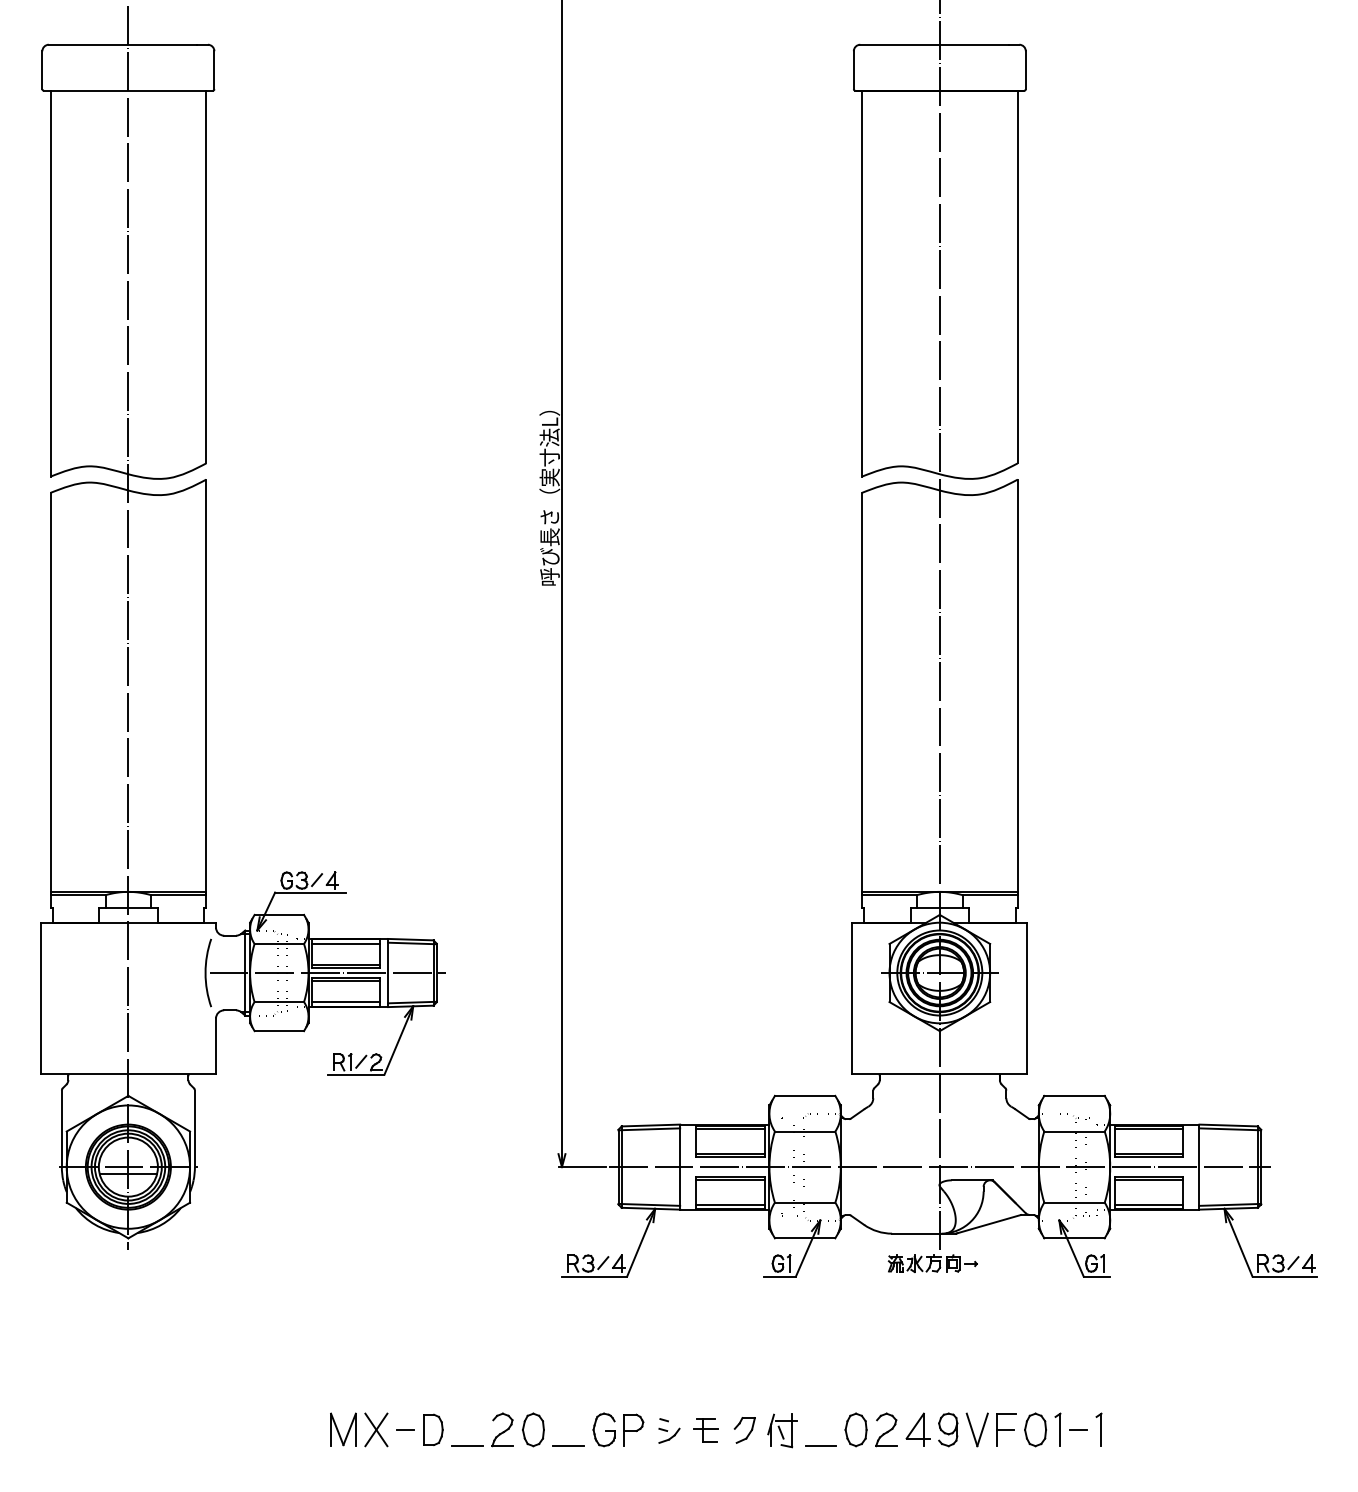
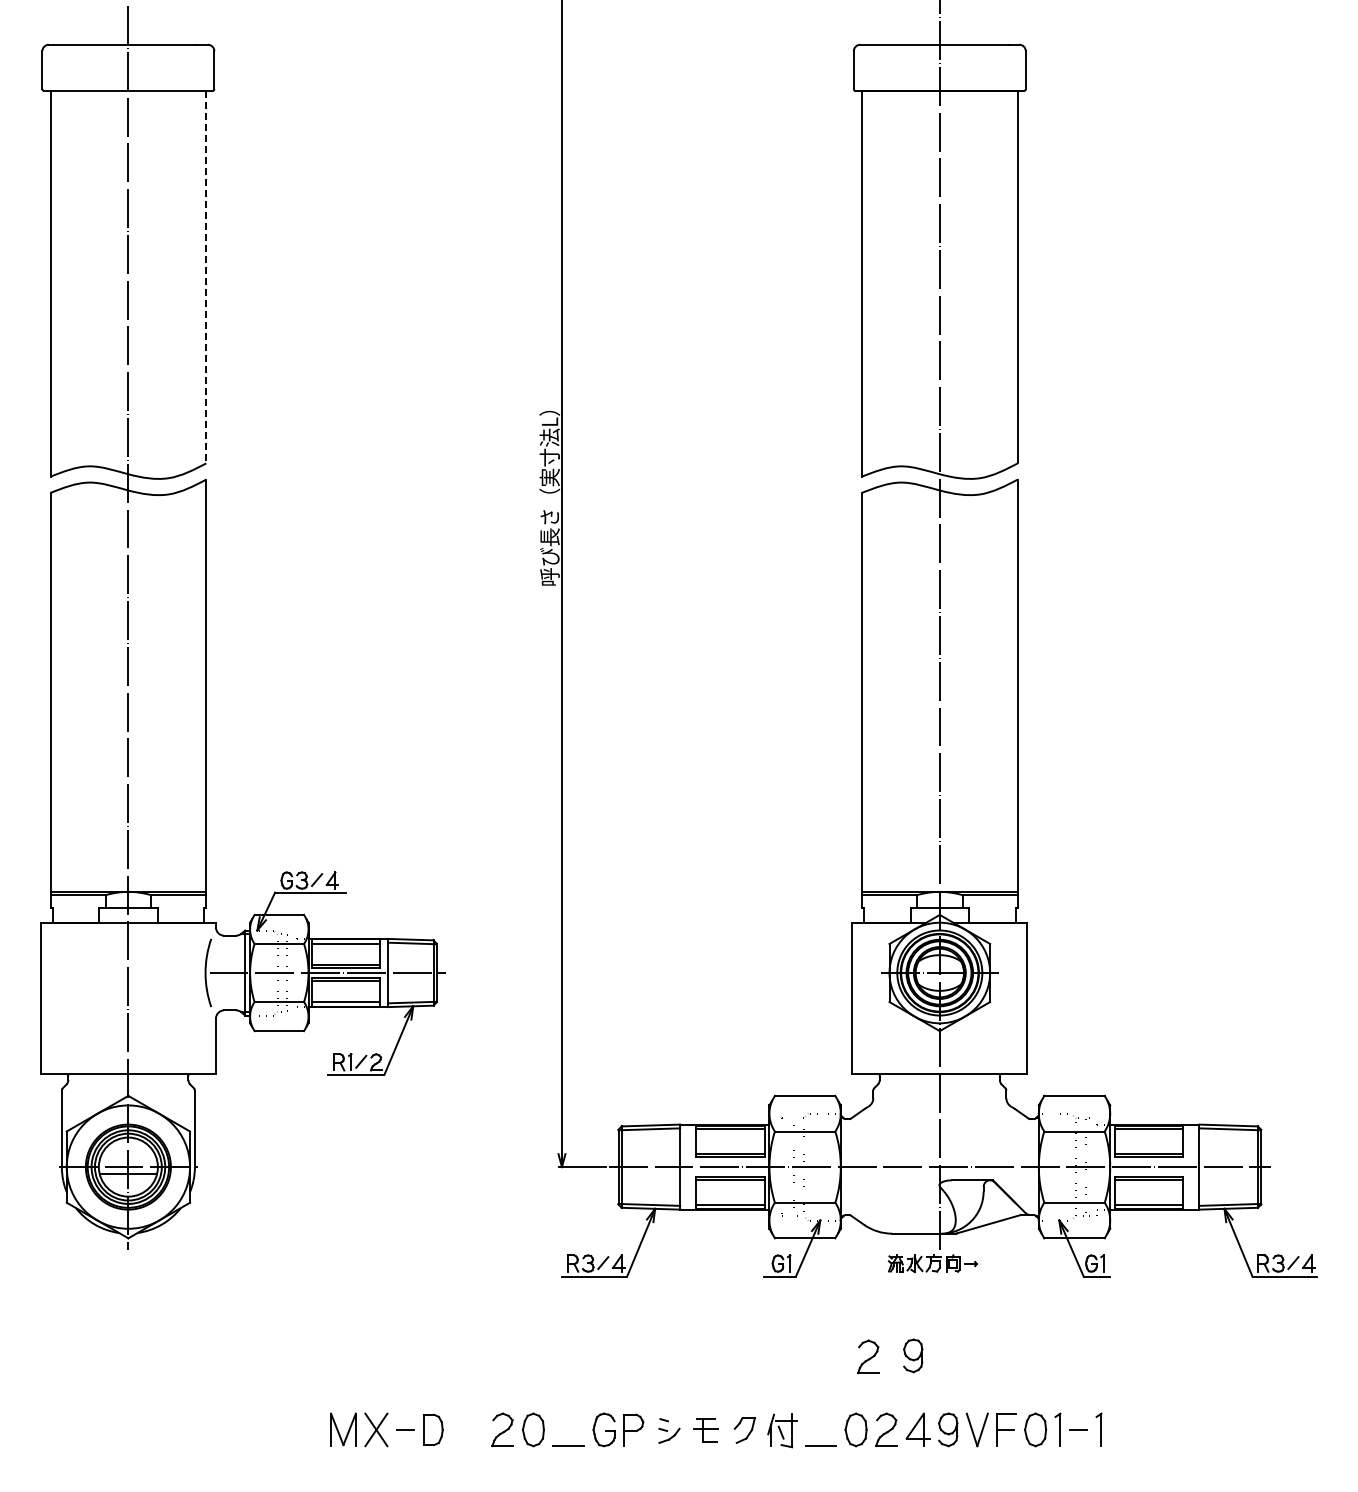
line: solid -> dashed (206, 277)
part: none -> present (913, 1355)
part: none -> present (868, 1356)
line: present -> none (467, 1446)
